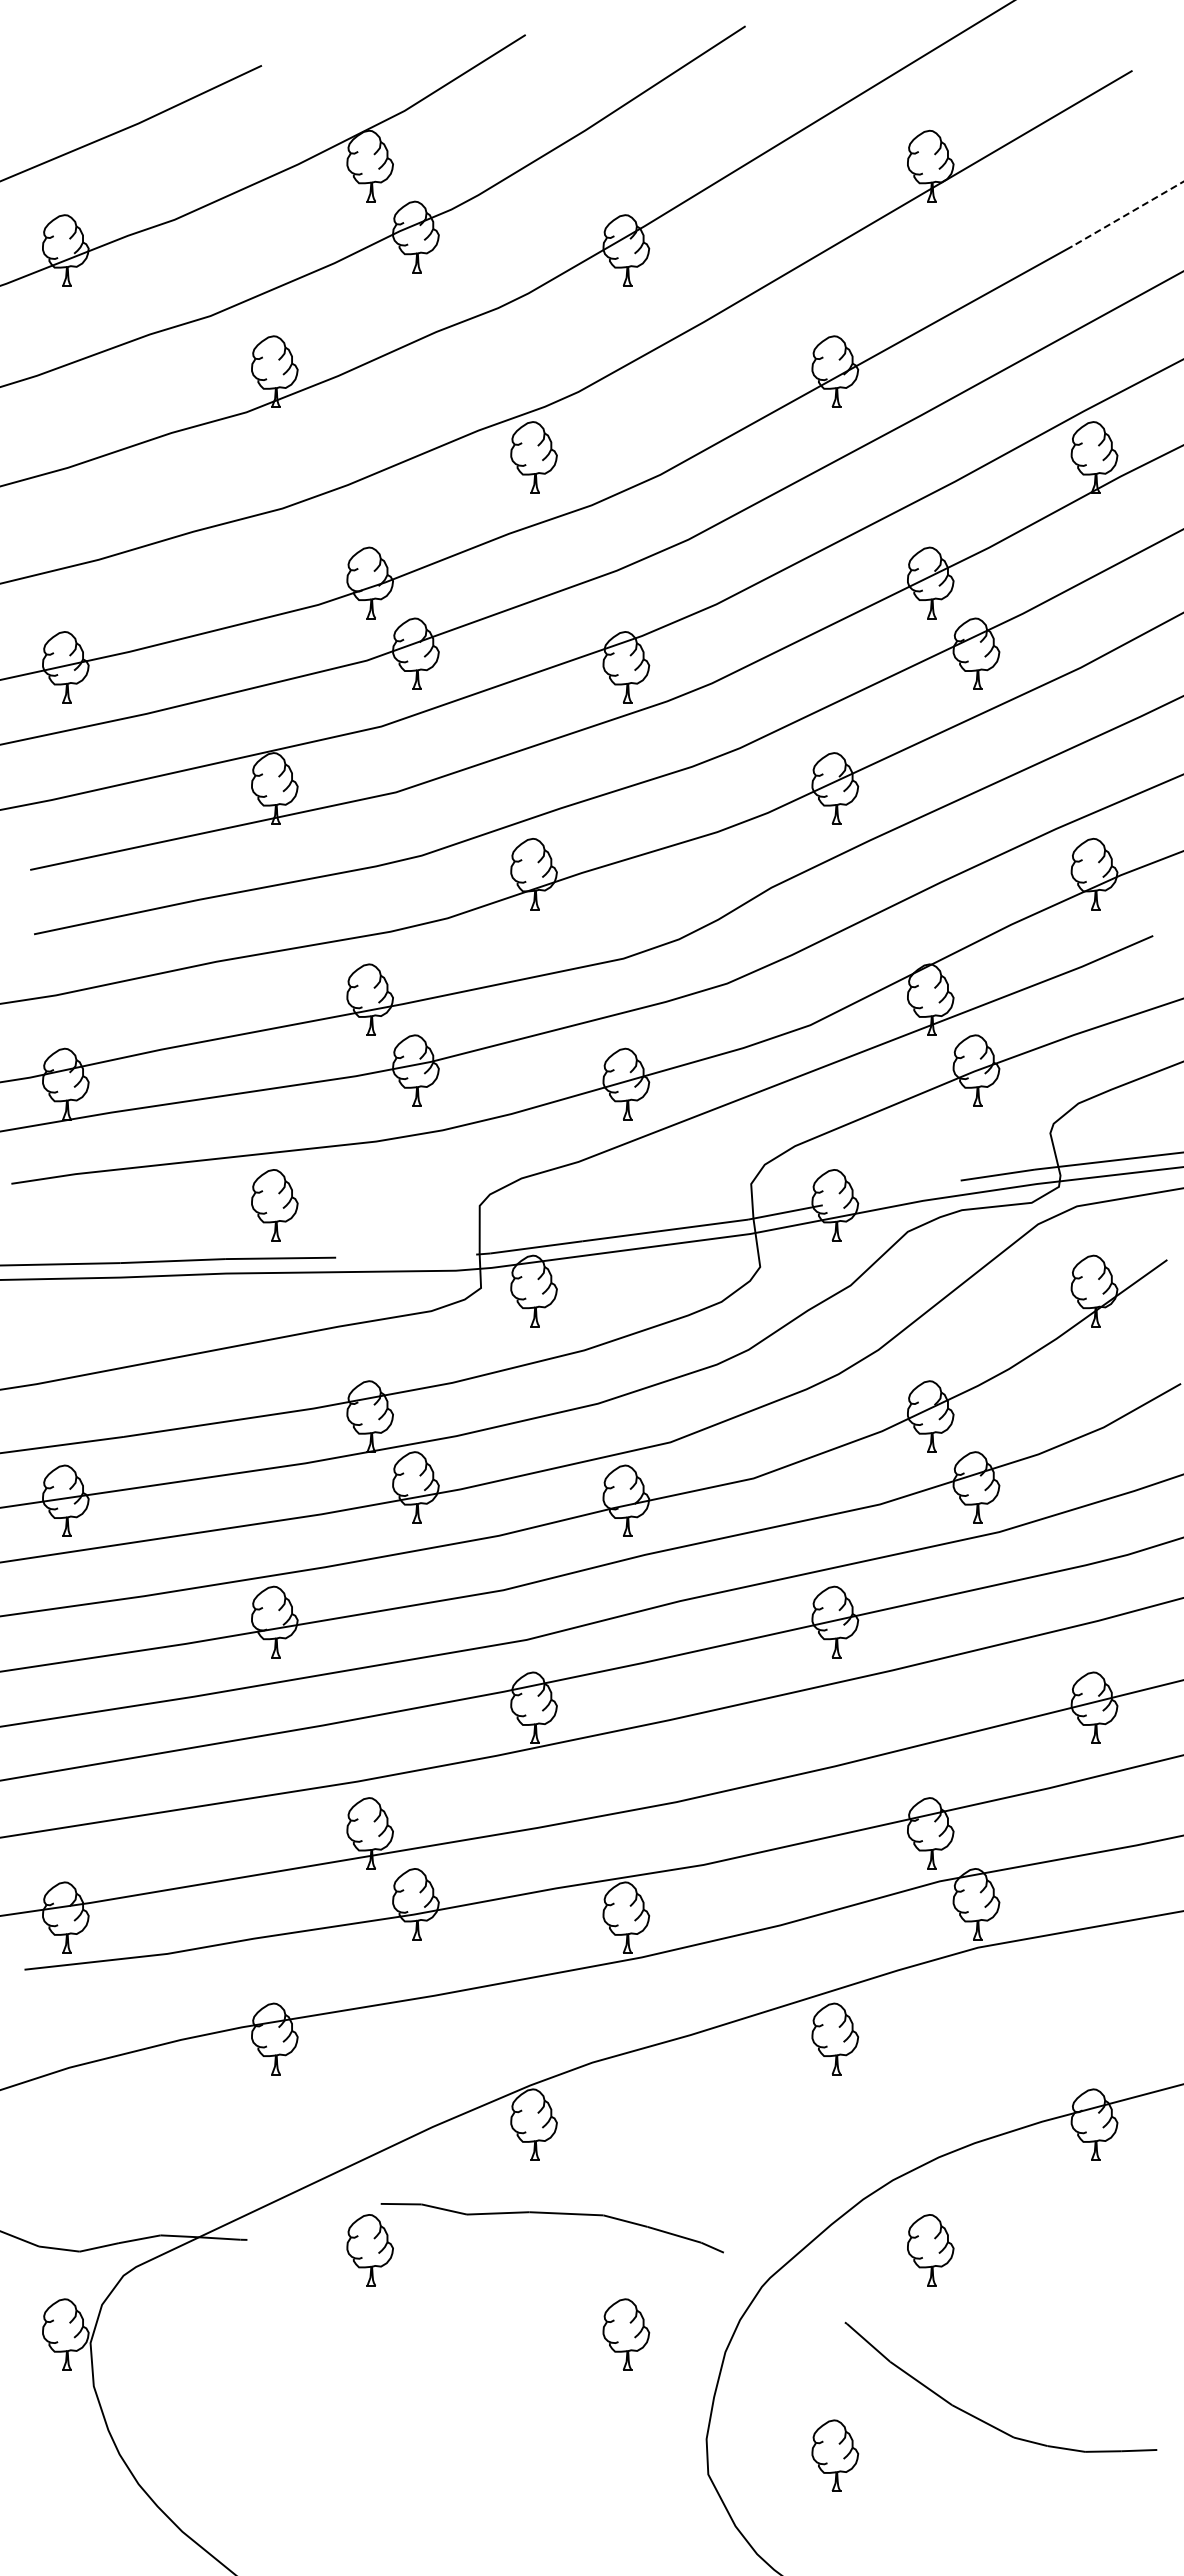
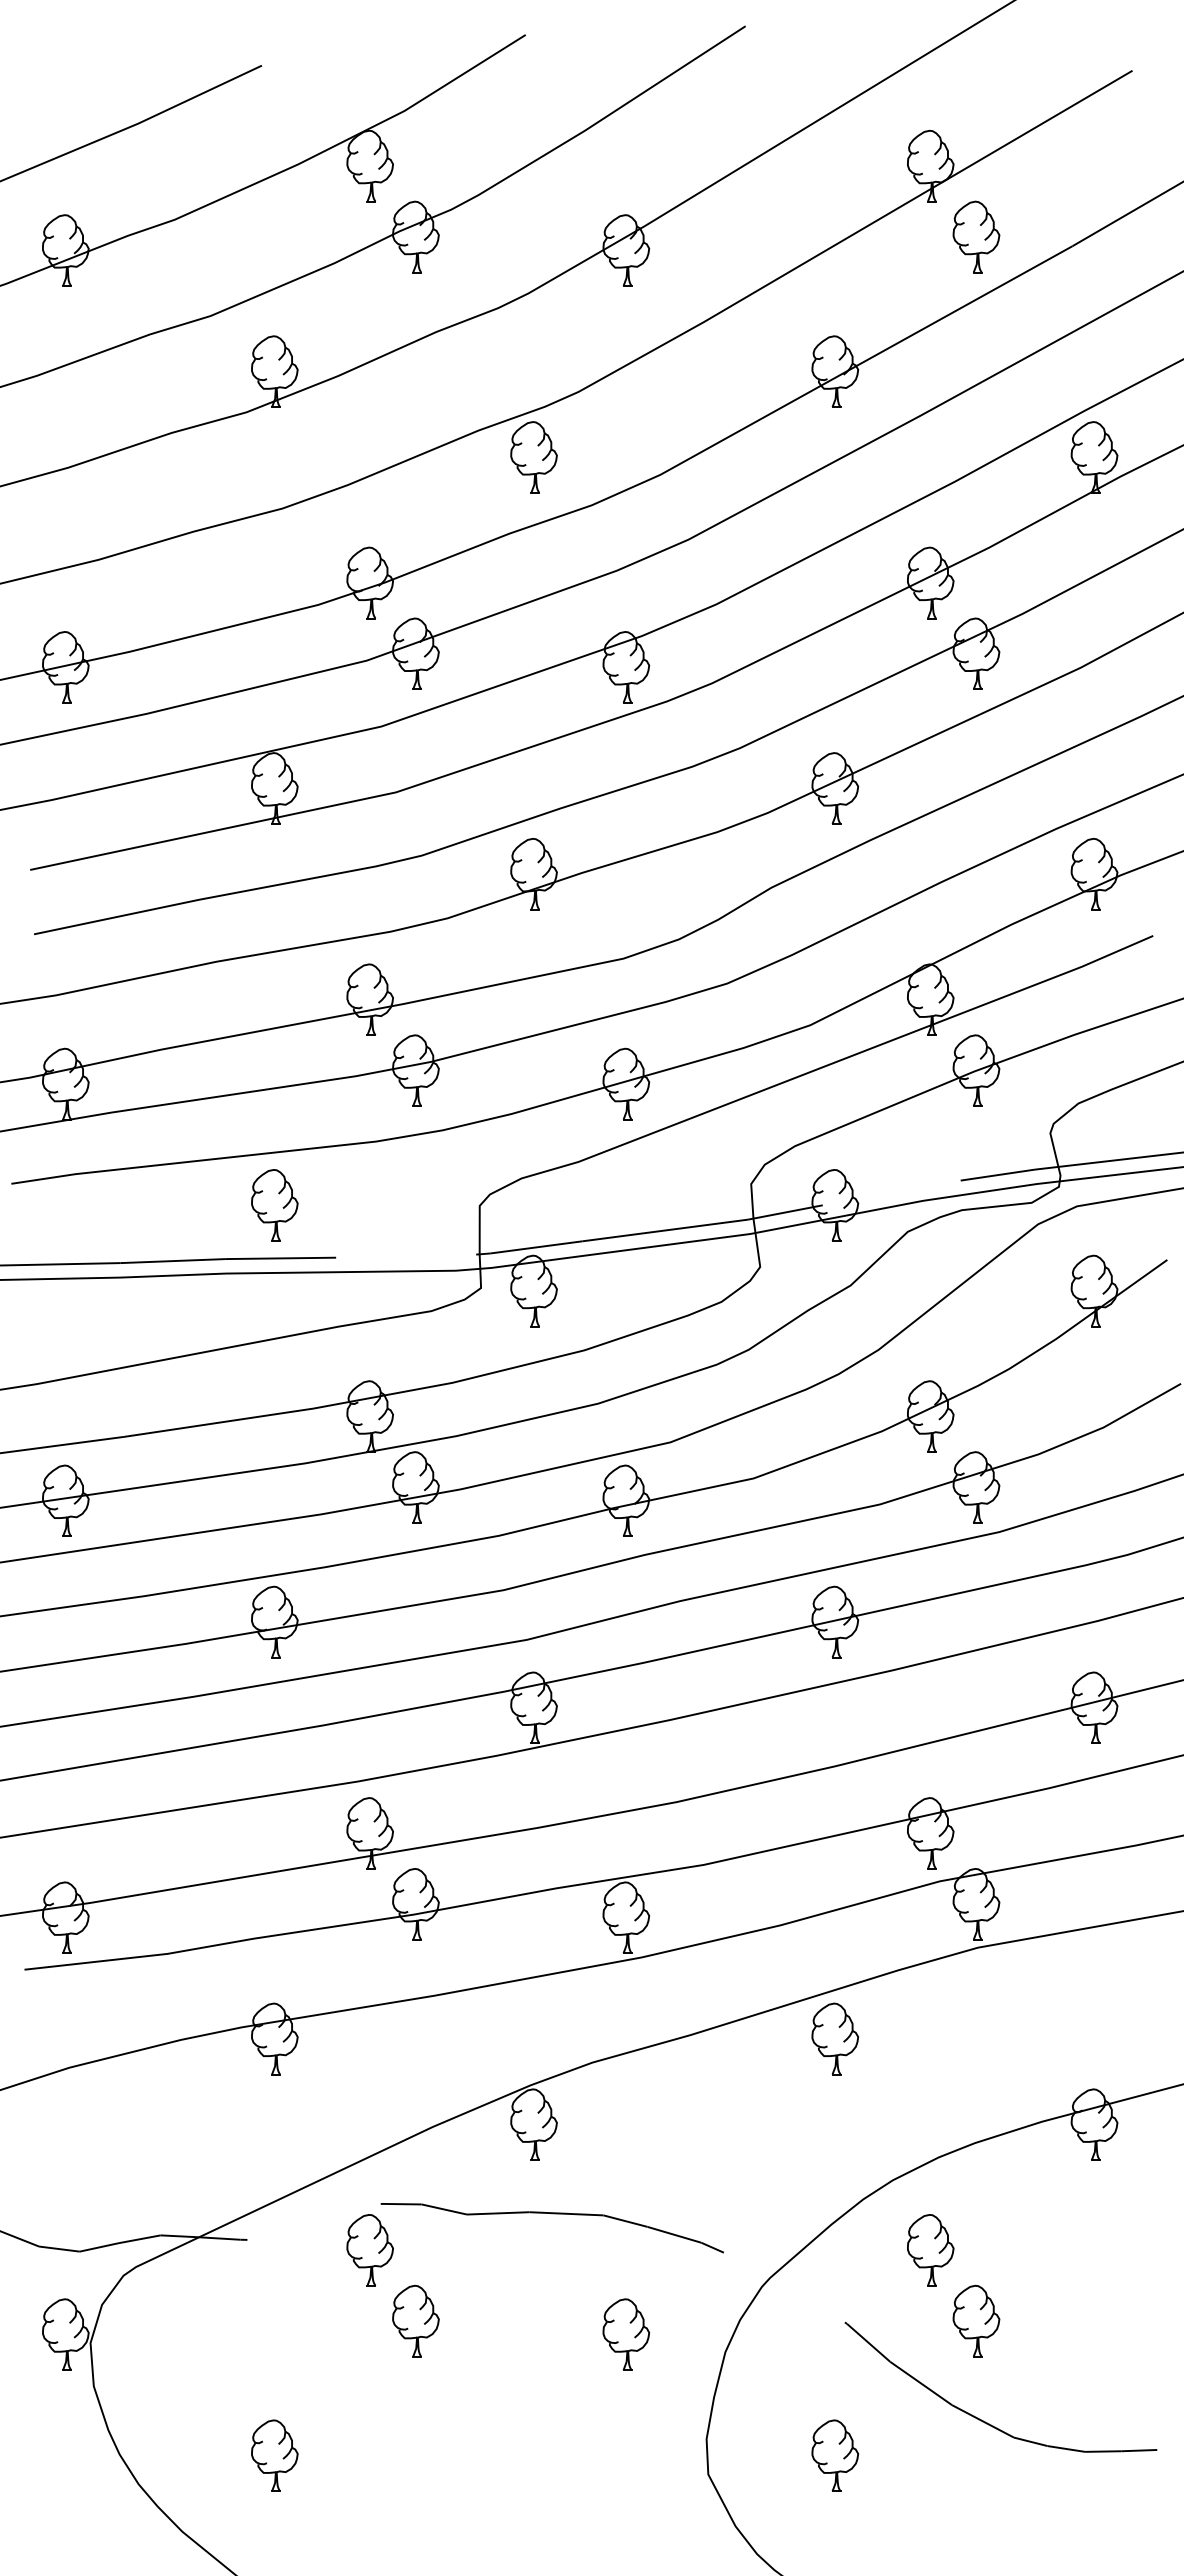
line: dashed -> solid (1127, 214)
part: none -> present (976, 236)
part: none -> present (415, 2320)
part: none -> present (976, 2320)
part: none -> present (274, 2455)
